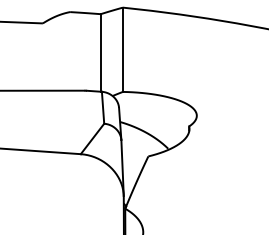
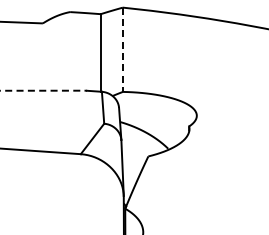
line: solid -> dashed (122, 50)
line: solid -> dashed (42, 90)
